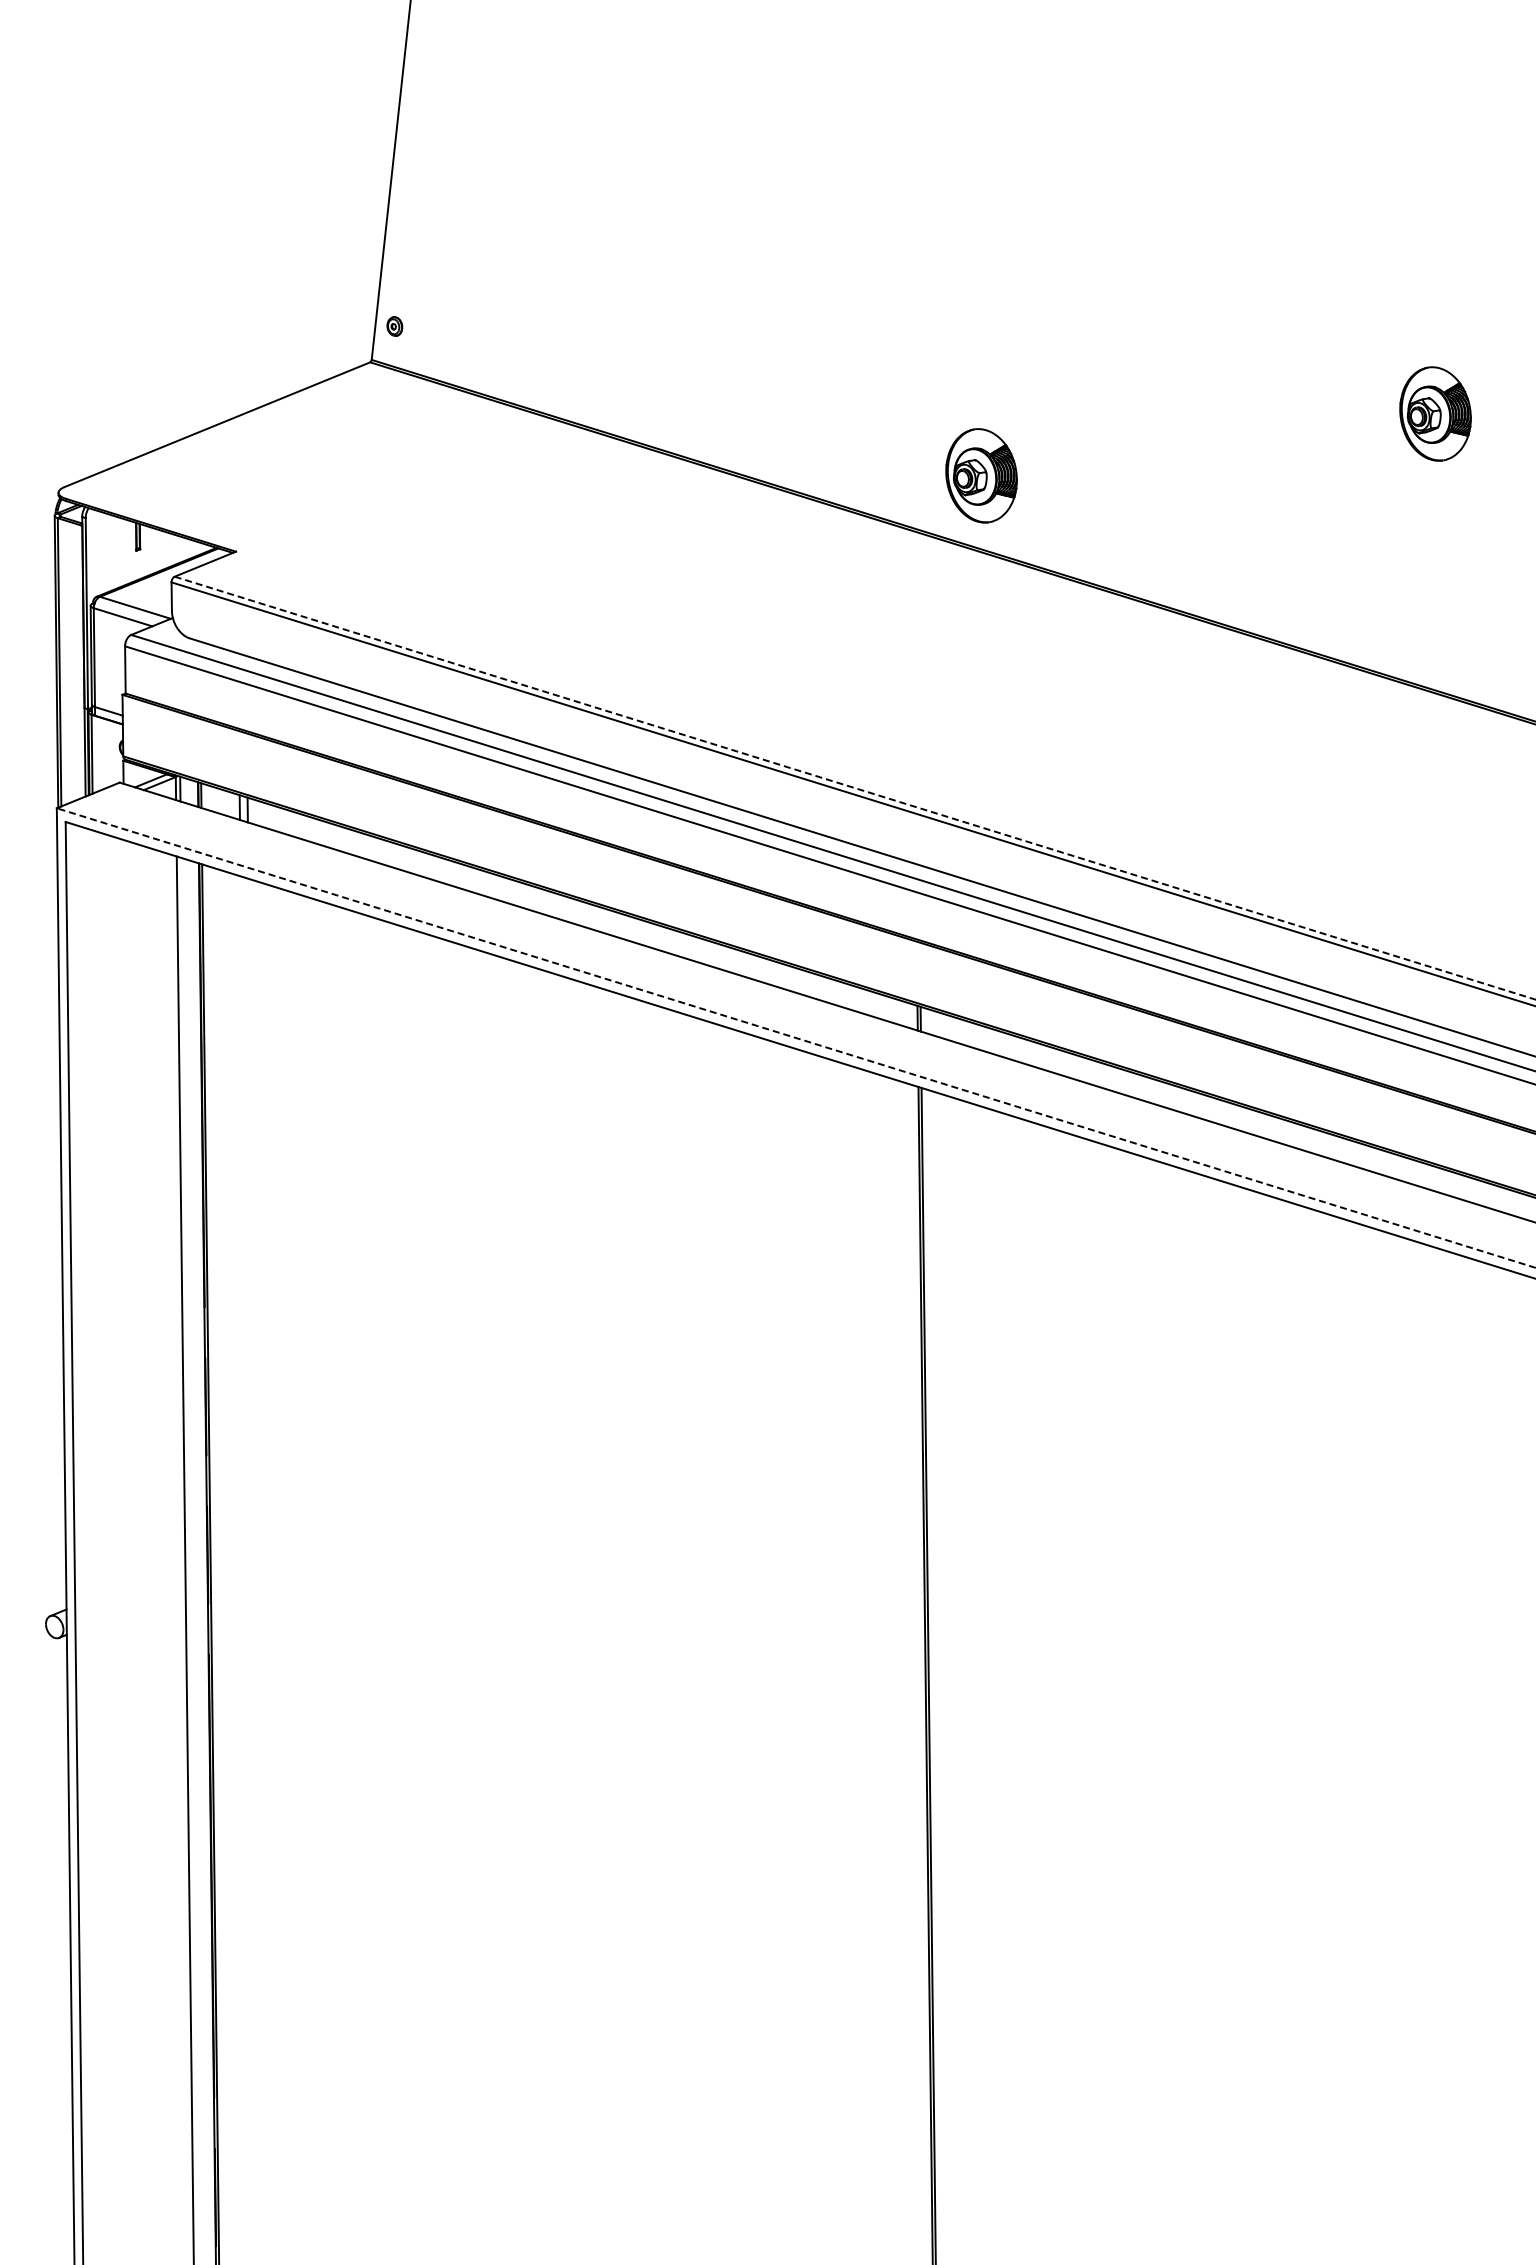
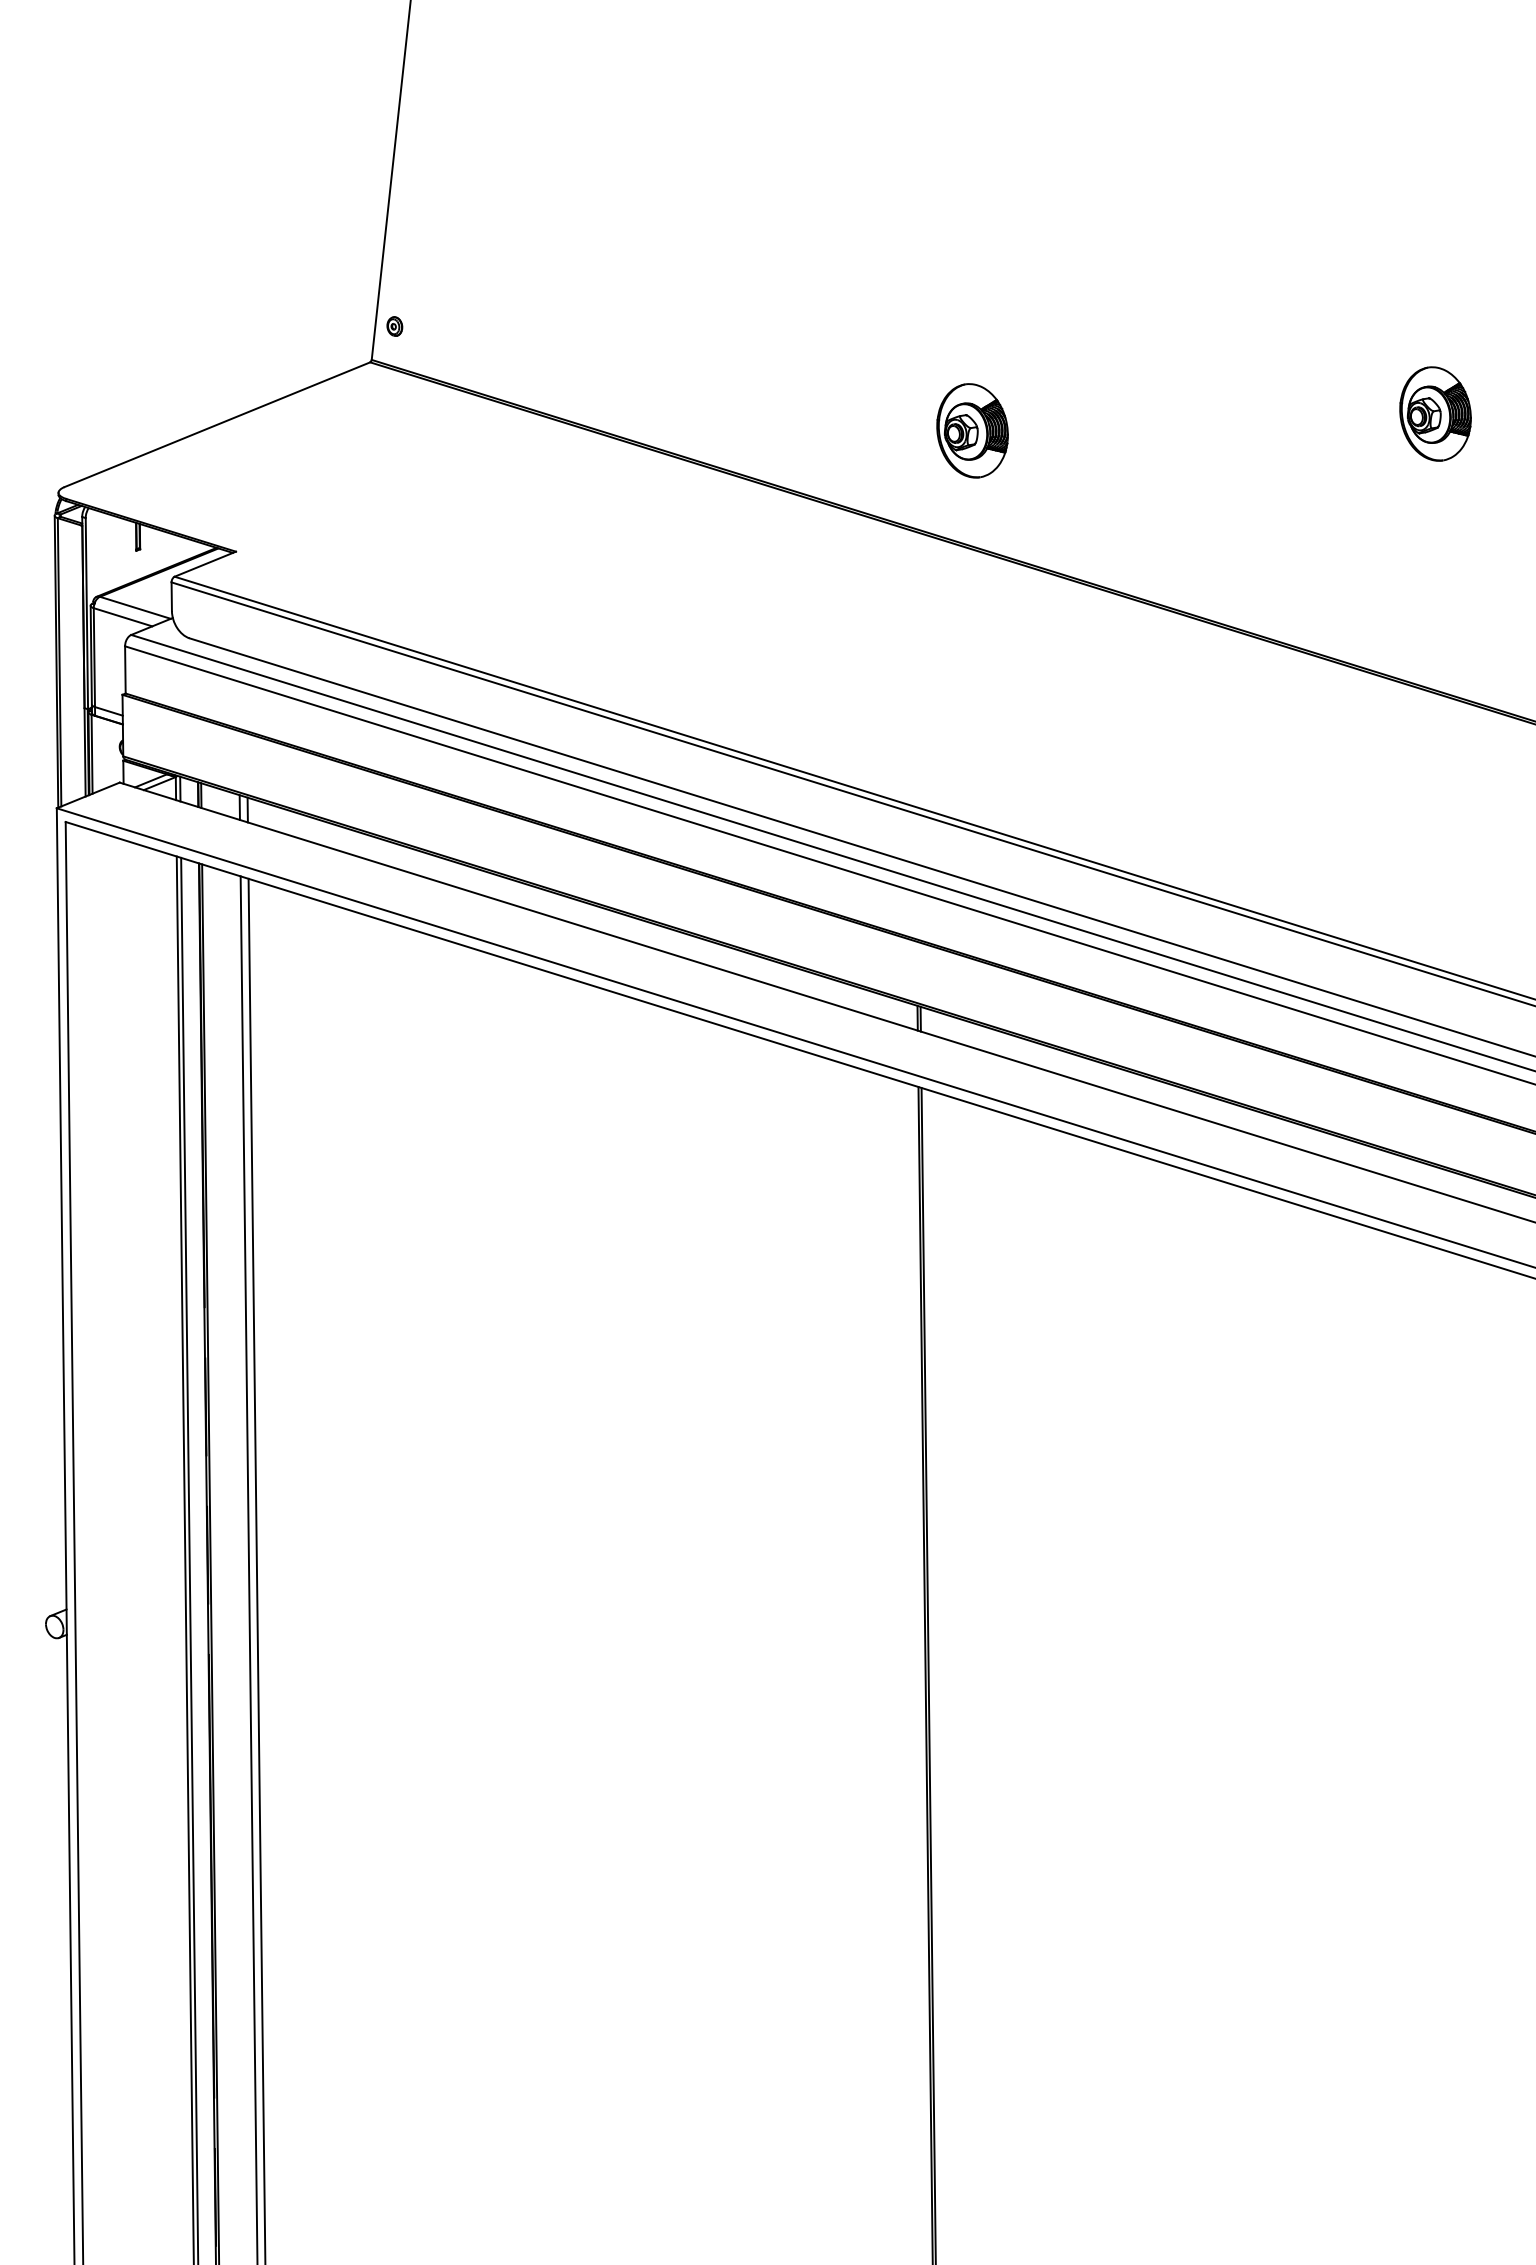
part position: (981, 475) -> (972, 430) (972, 430)
line: dashed -> solid (855, 788)
line: dashed -> solid (795, 1037)
line: none -> present (189, 1559)
line: none -> present (248, 1568)
line: none -> present (256, 1569)
